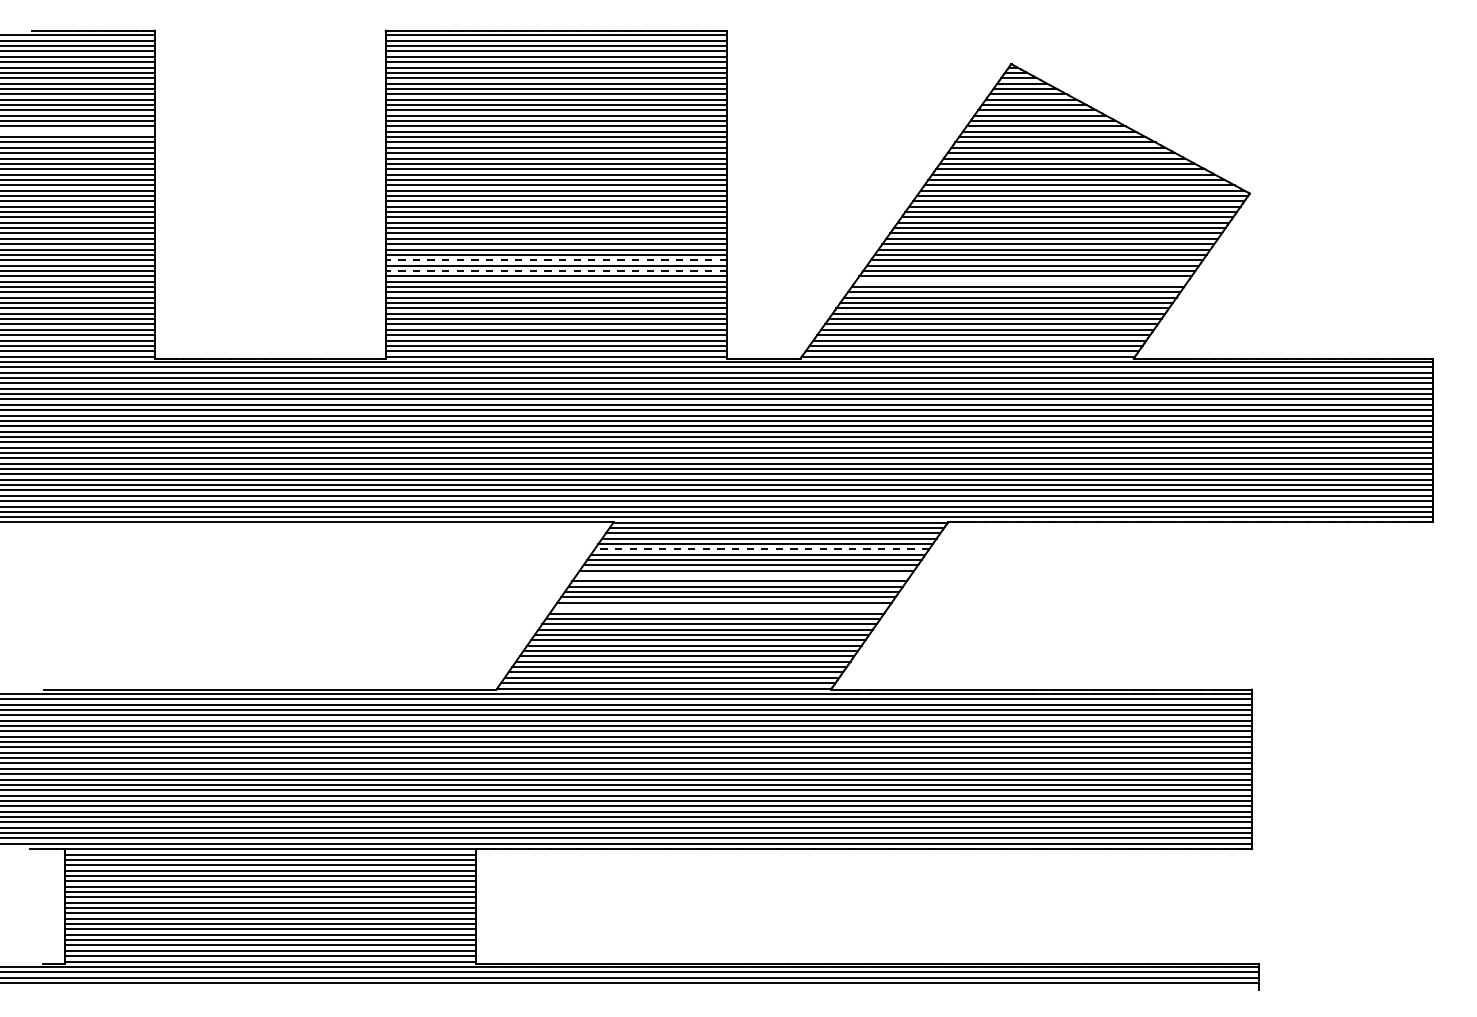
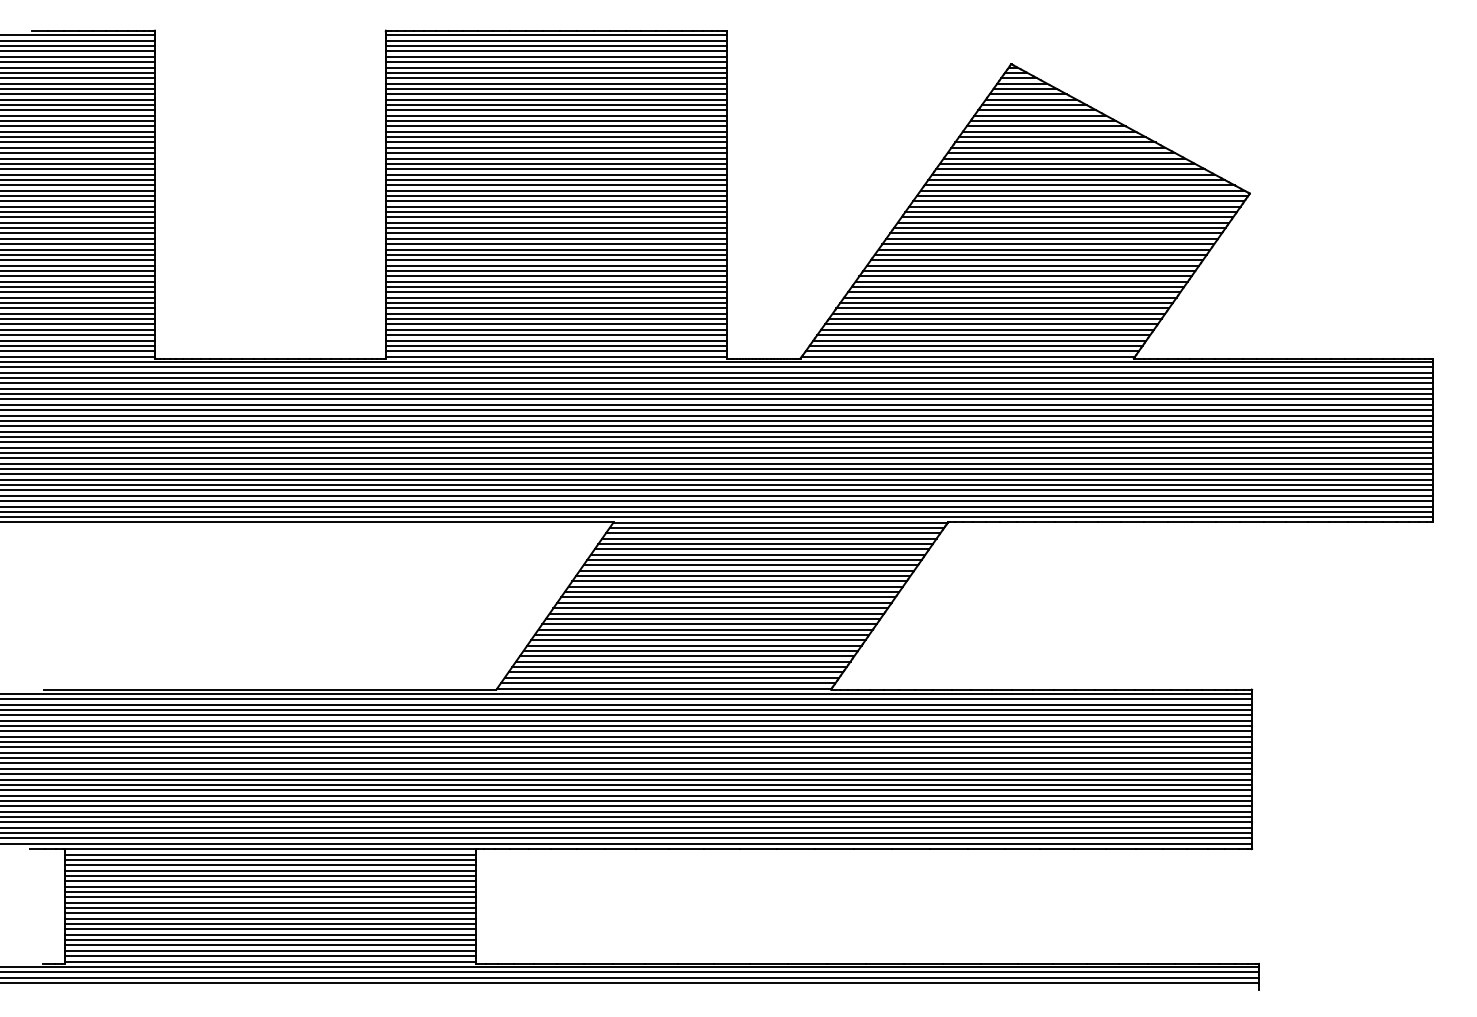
line: none -> present (78, 131)
line: dashed -> solid (556, 260)
line: dashed -> solid (556, 270)
line: none -> present (1021, 281)
line: dashed -> solid (761, 549)
line: none -> present (742, 576)
line: none -> present (720, 608)
